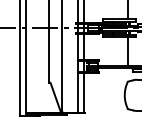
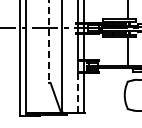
line: solid -> dashed (48, 41)
line: solid -> dashed (77, 93)
